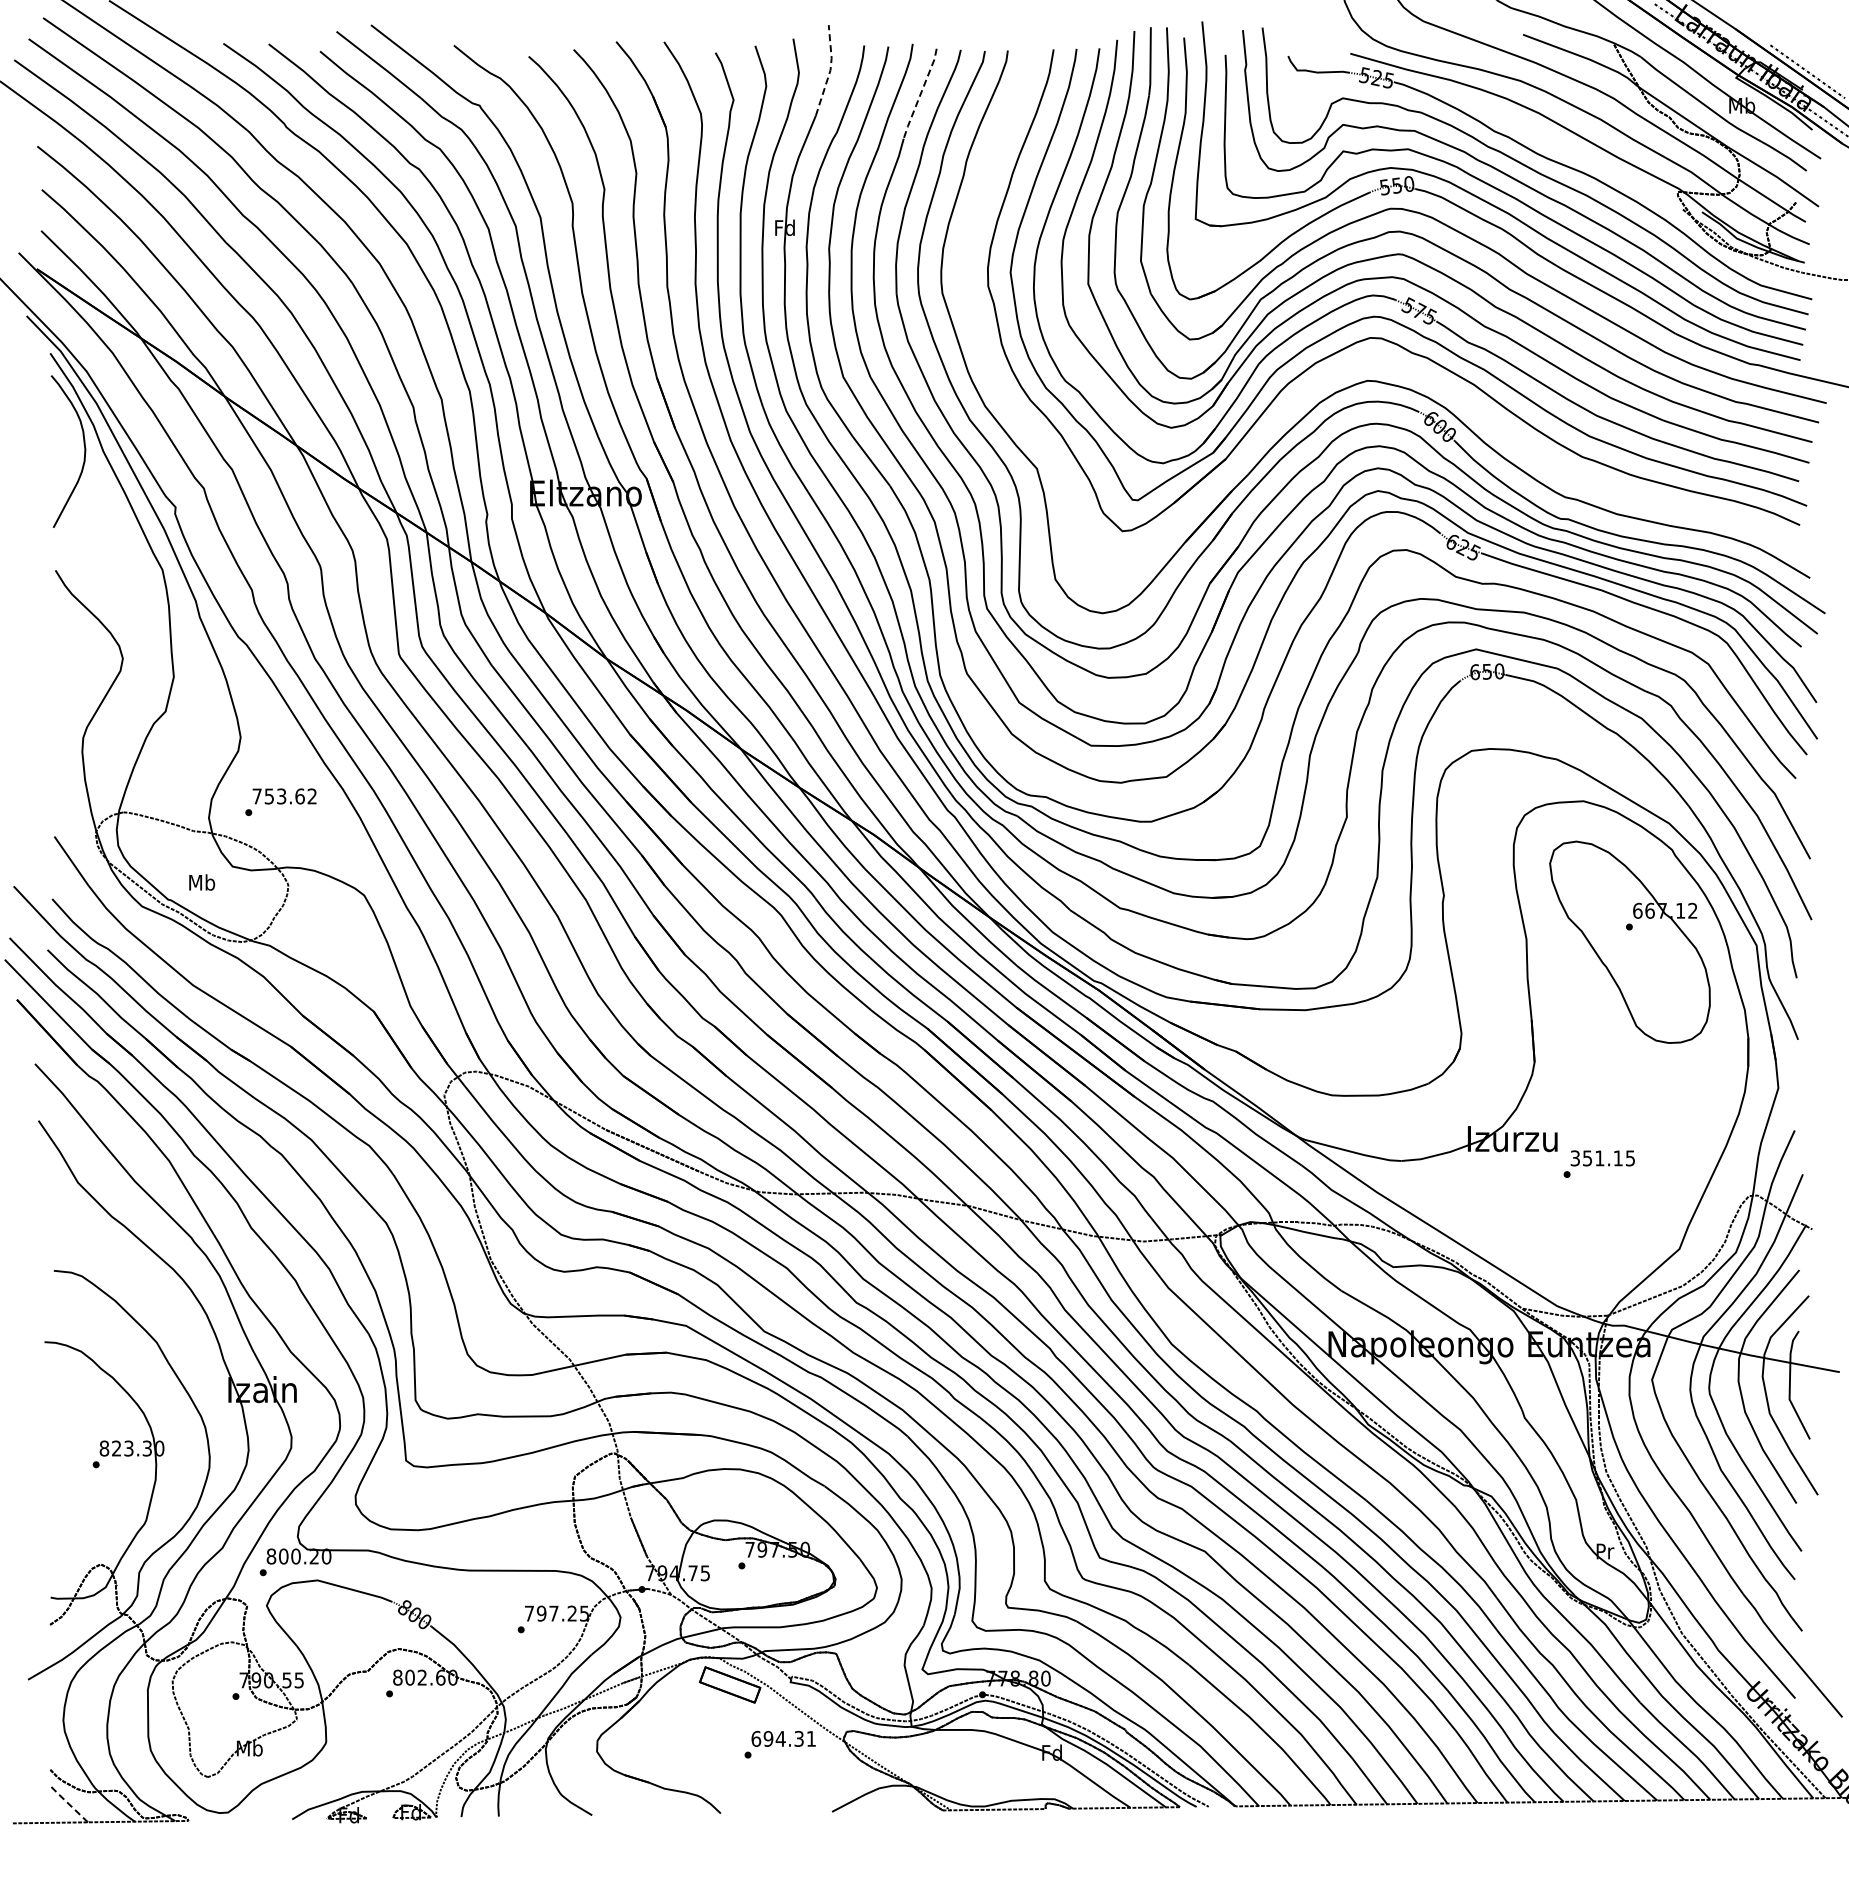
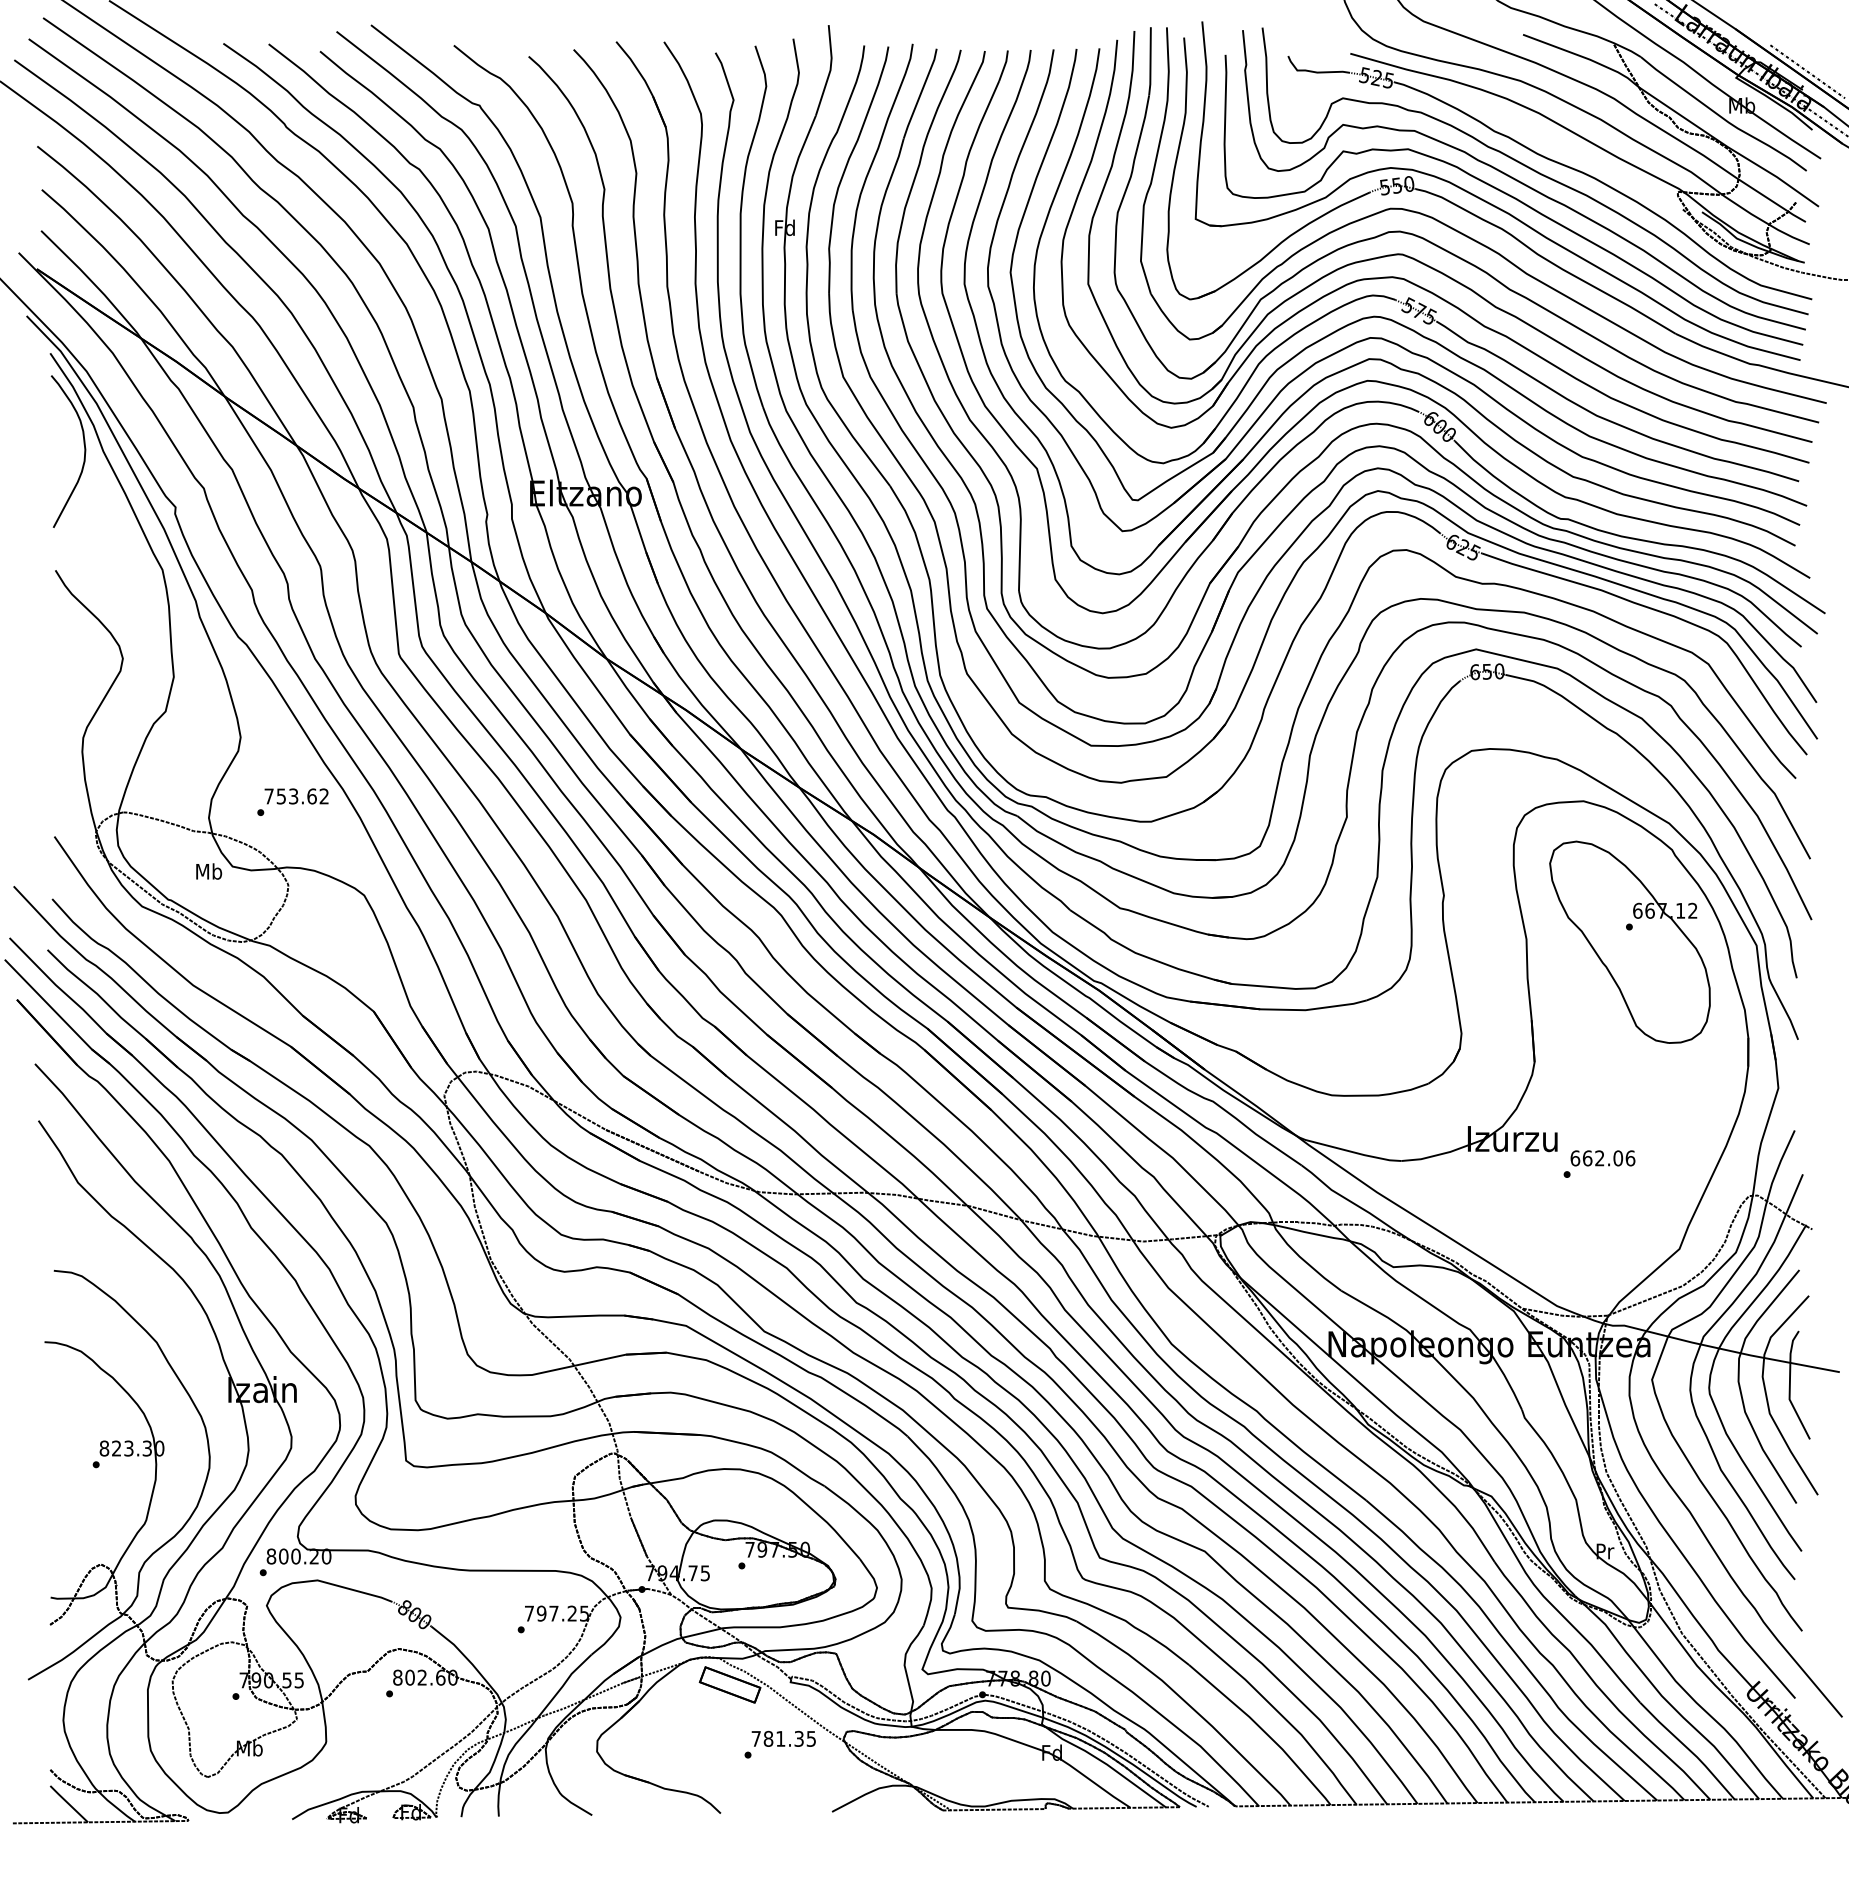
line: dashed -> solid (830, 70)
line: dashed -> solid (920, 93)
part: none -> present (1379, 358)
text position: (280, 801) -> (292, 801) (292, 801)
text position: (202, 882) -> (209, 871) (209, 871)
text: 351.15 -> 662.06 (1602, 1158)
text: 694.31 -> 781.35 (783, 1738)
line: dashed -> solid (69, 1804)
